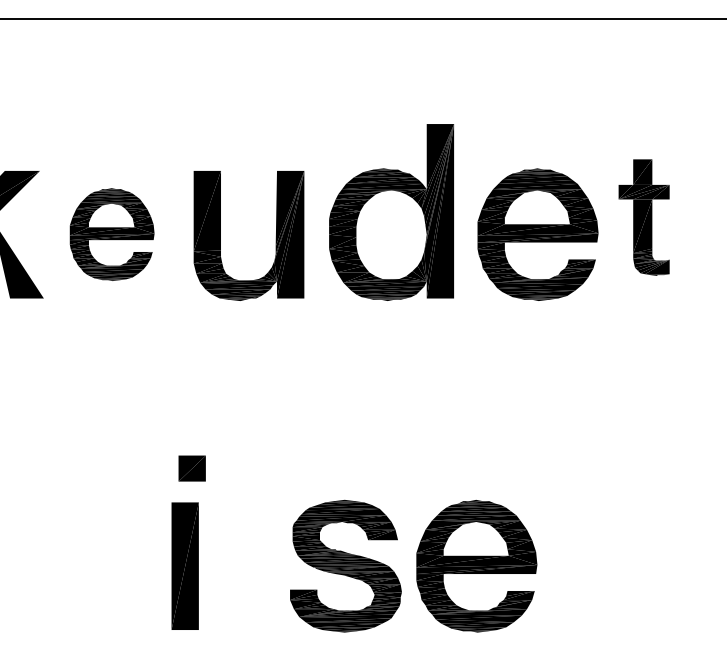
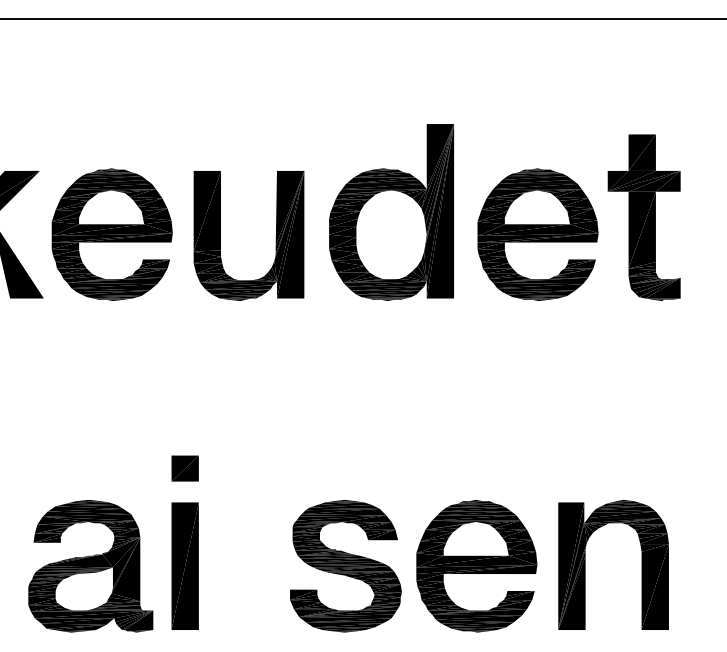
part size: 52x117 px -> 74x167 px (643, 217)
part size: 86x93 px -> 122x133 px (111, 234)
part position: (191, 468) -> (184, 468) (184, 468)
part: none -> present (585, 564)
part: none -> present (90, 565)
